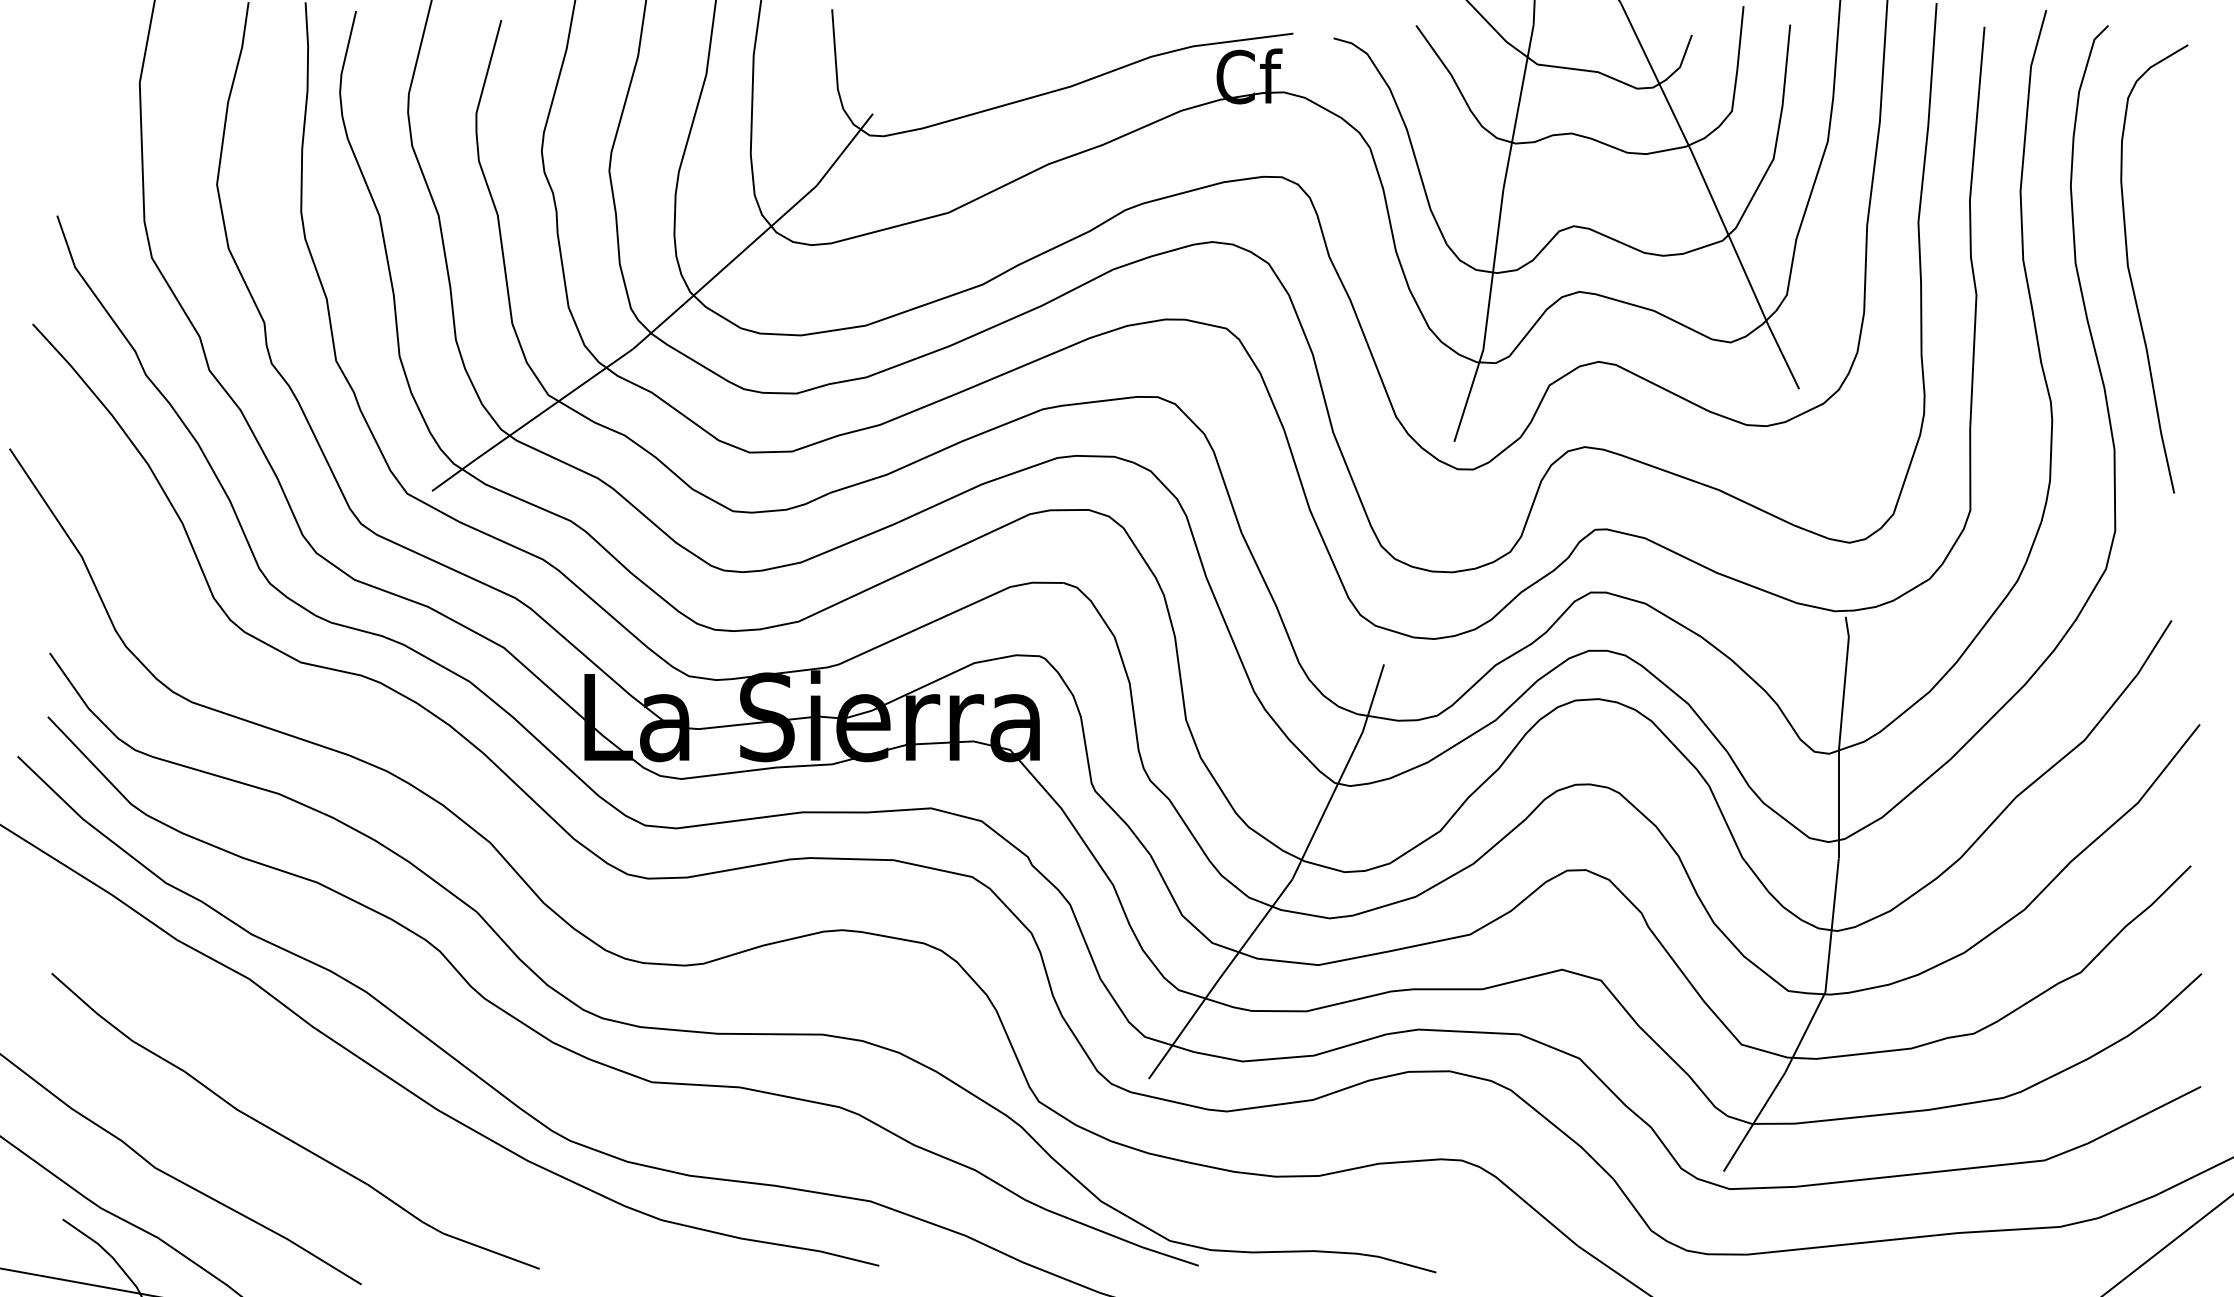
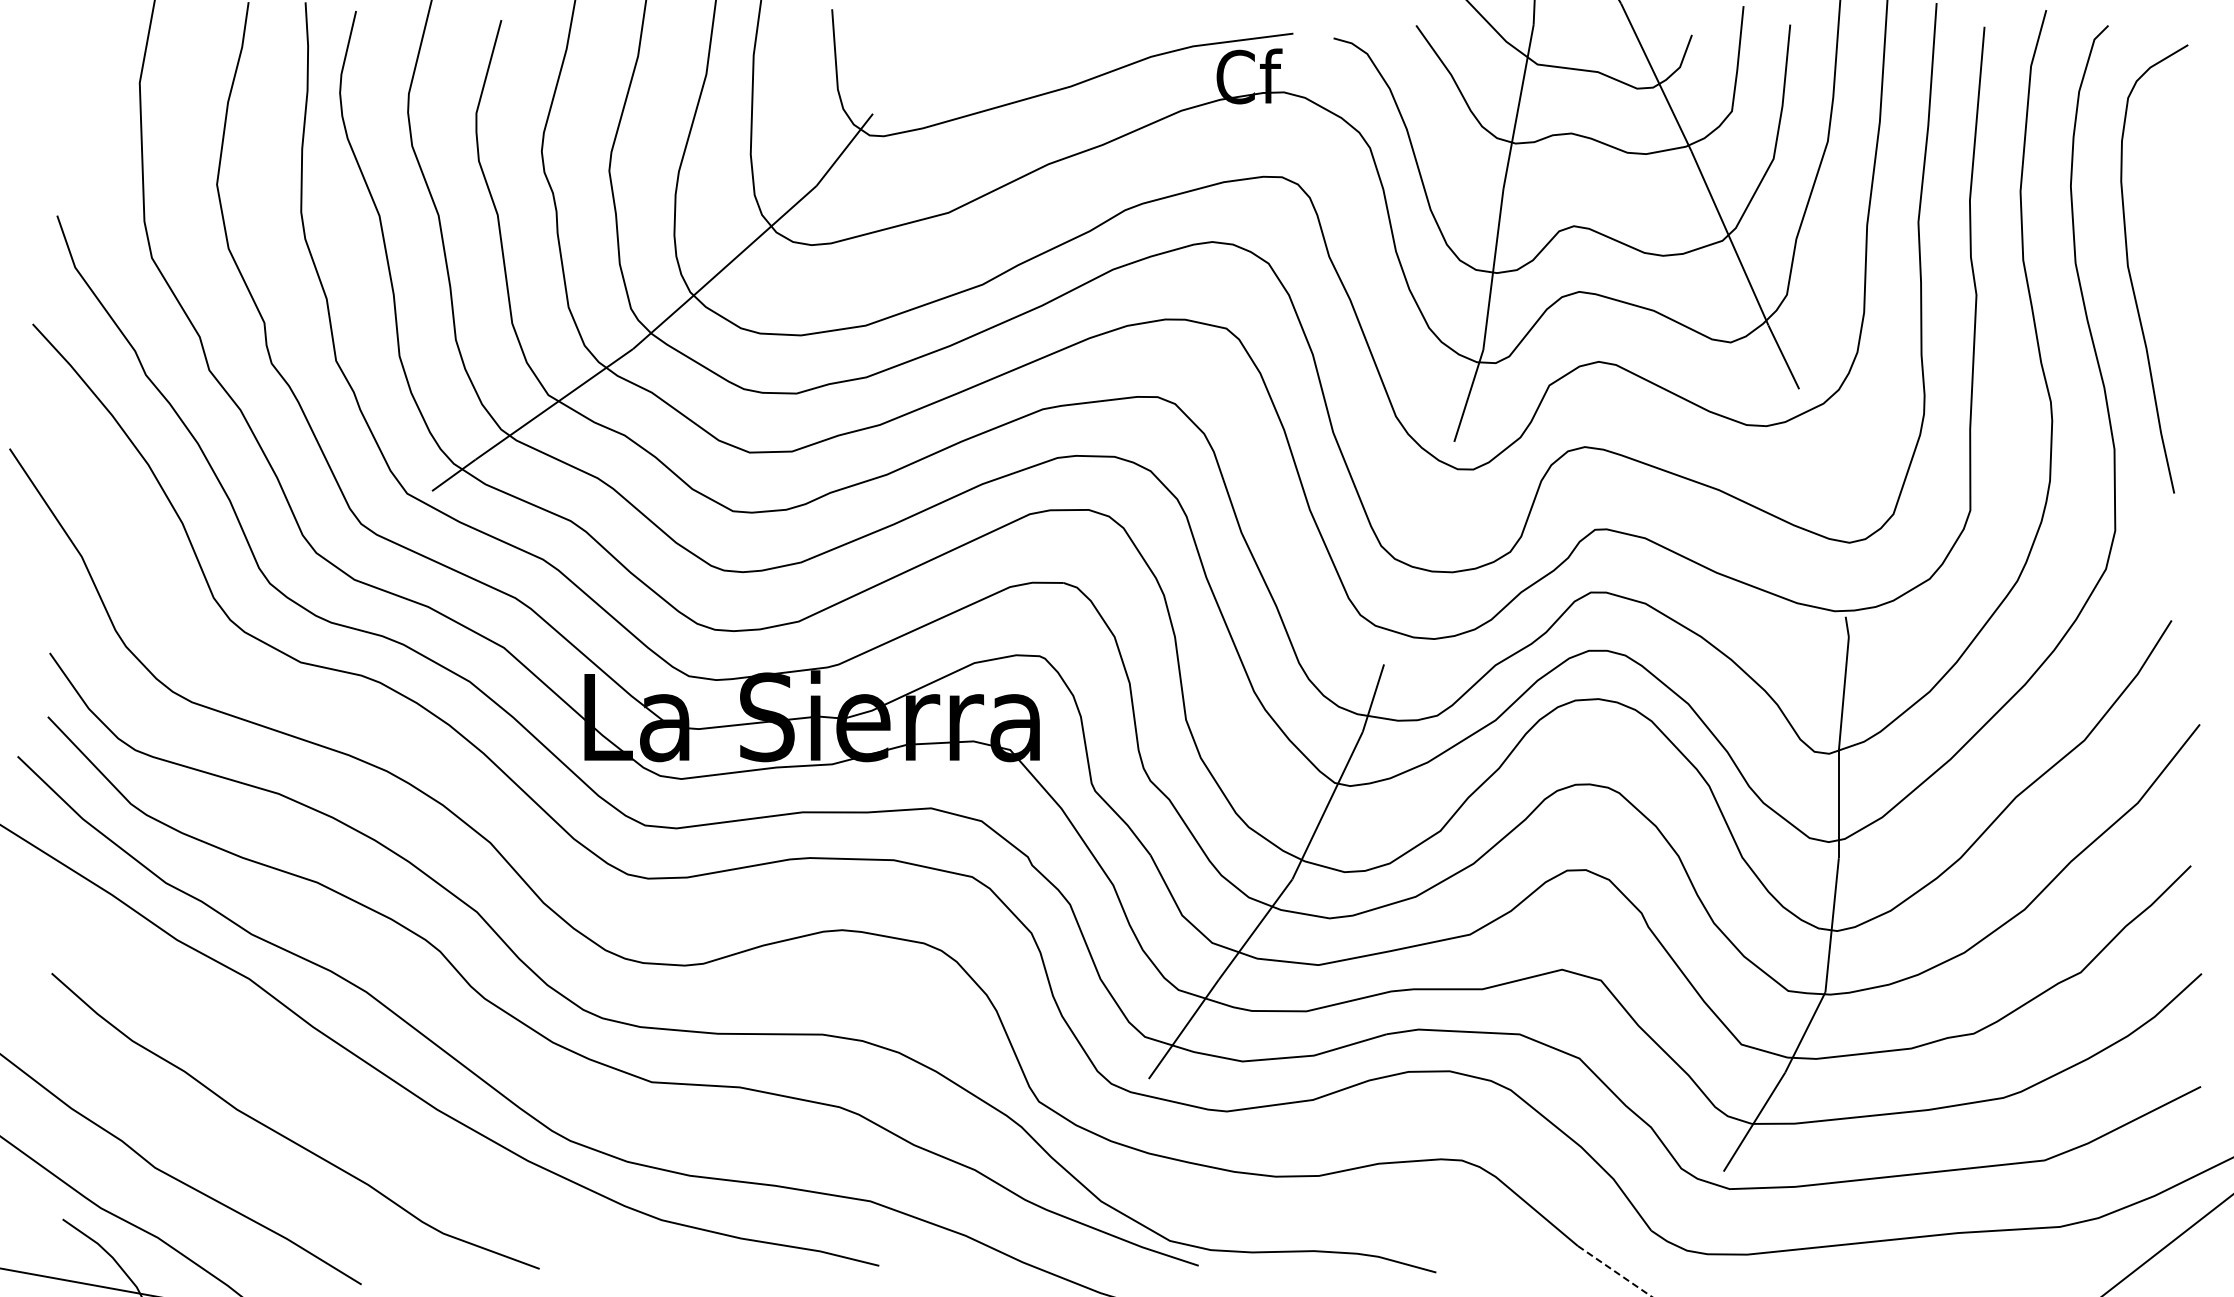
line: solid -> dashed (1614, 1271)
